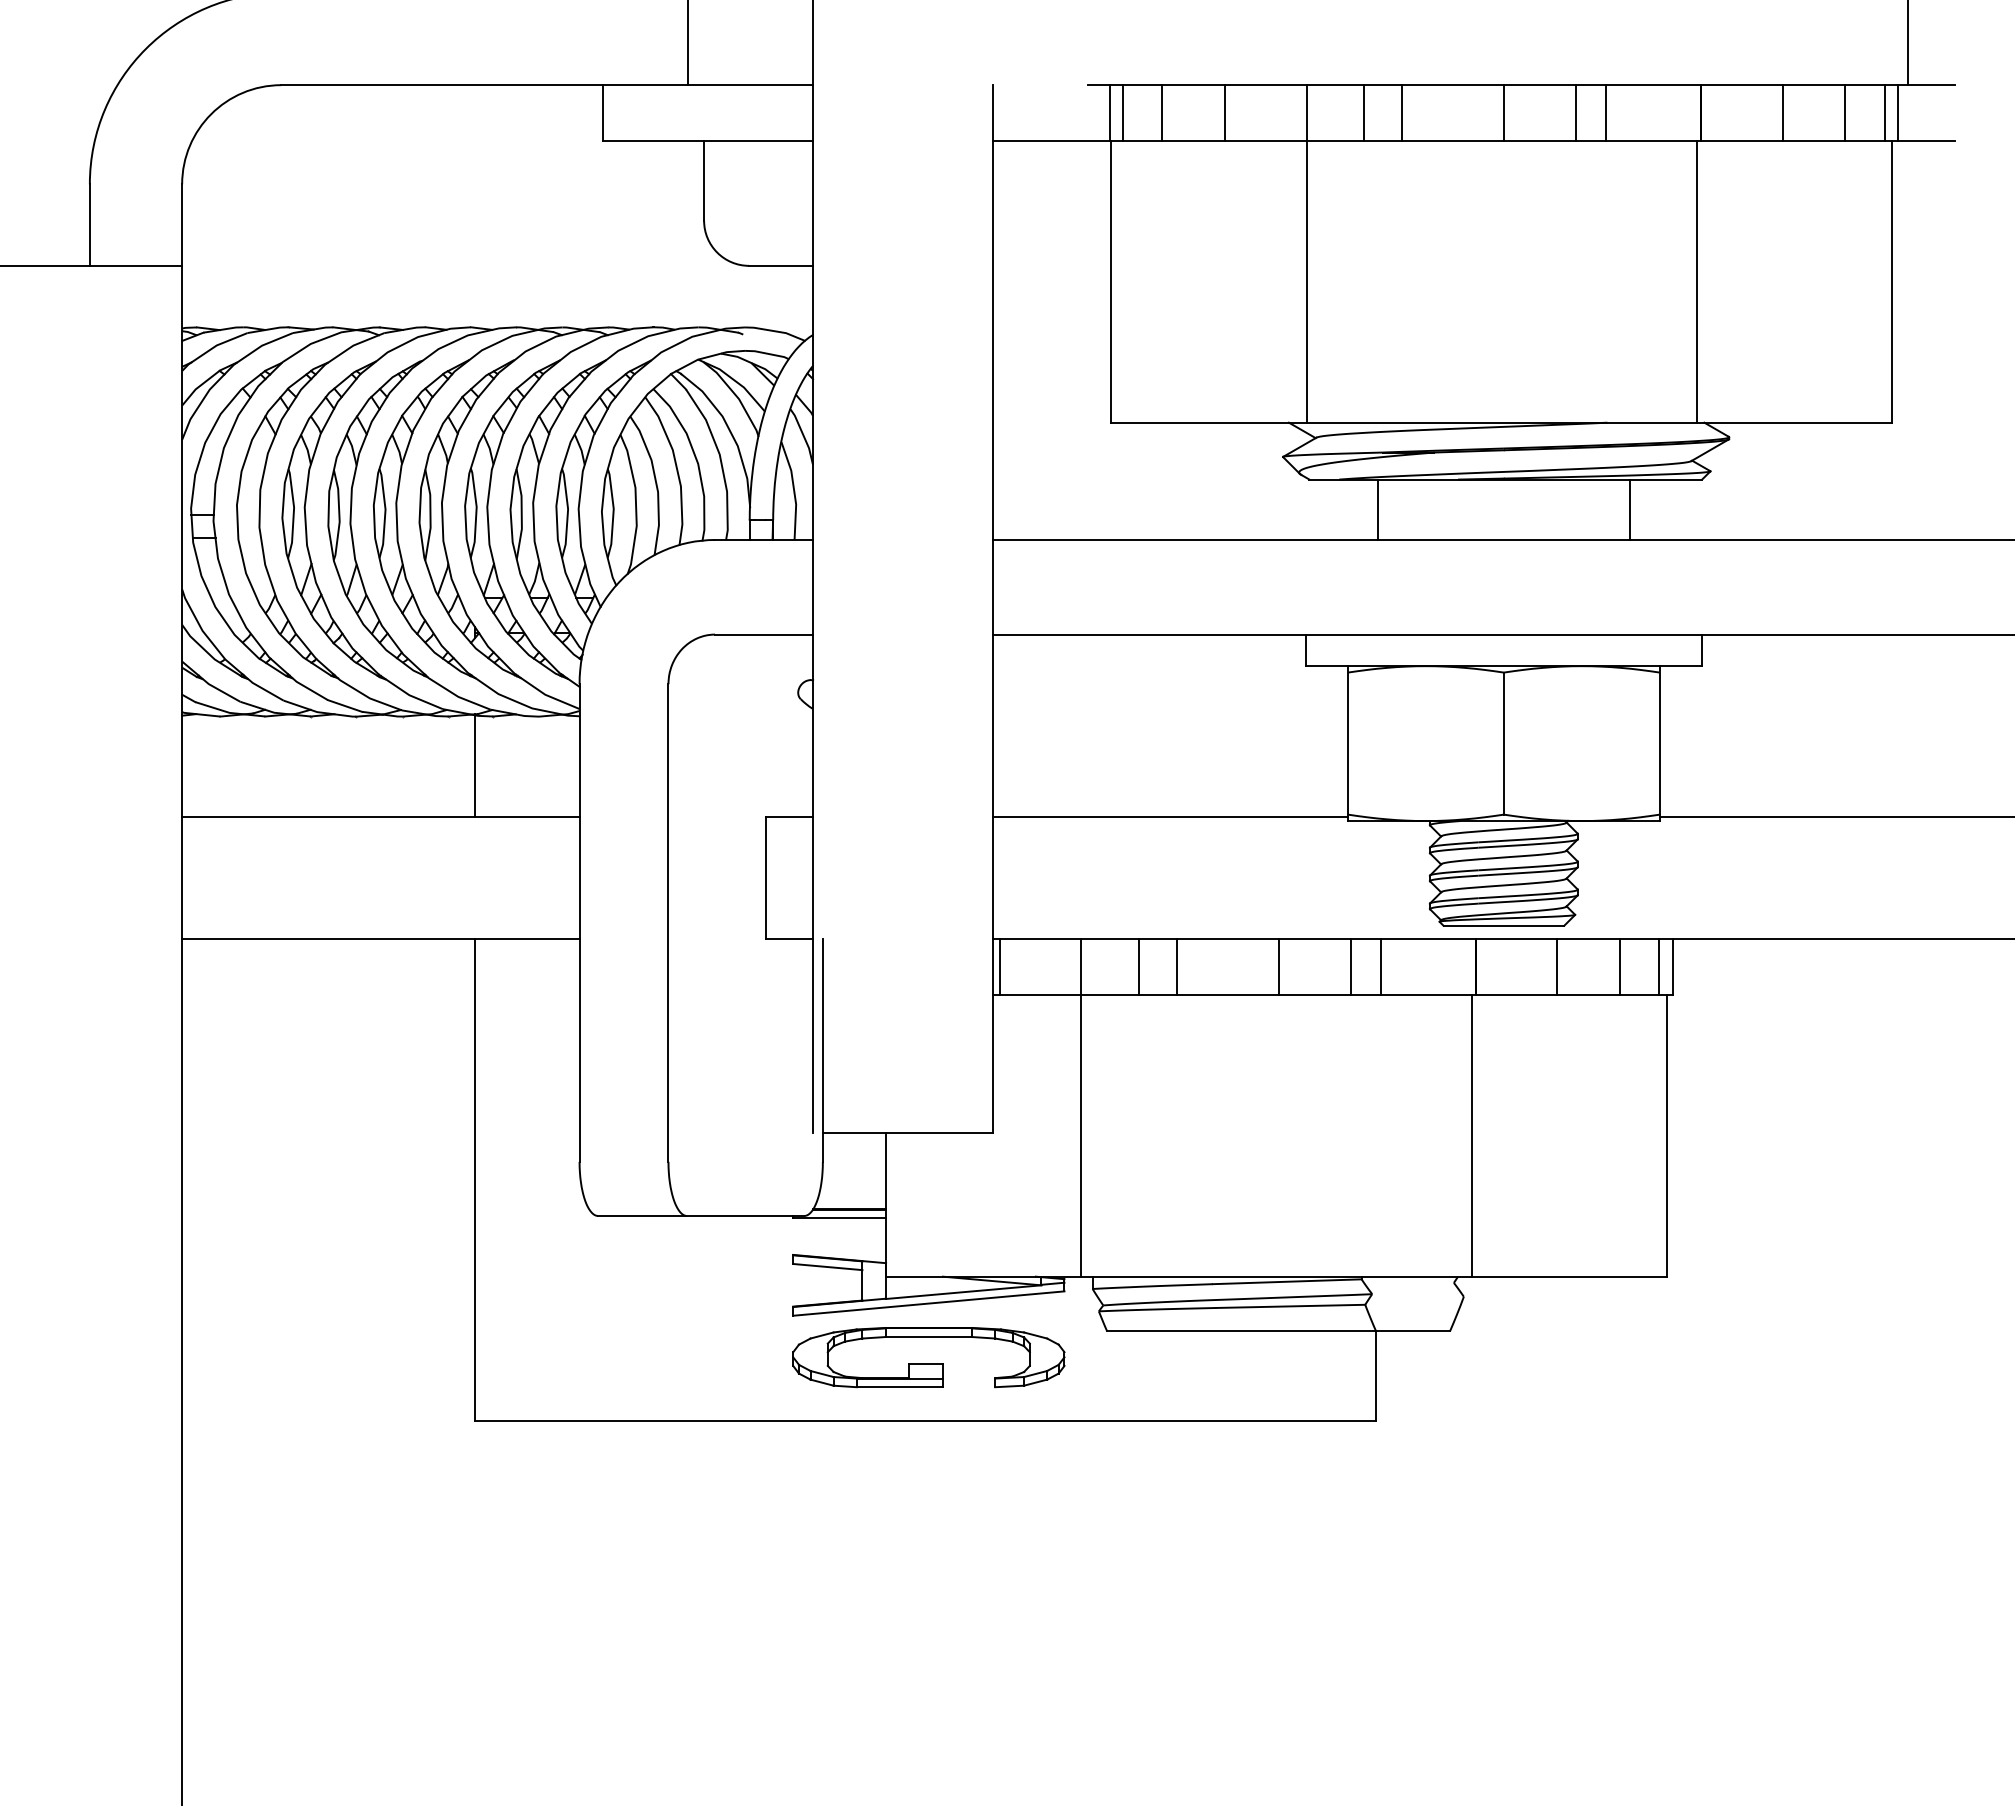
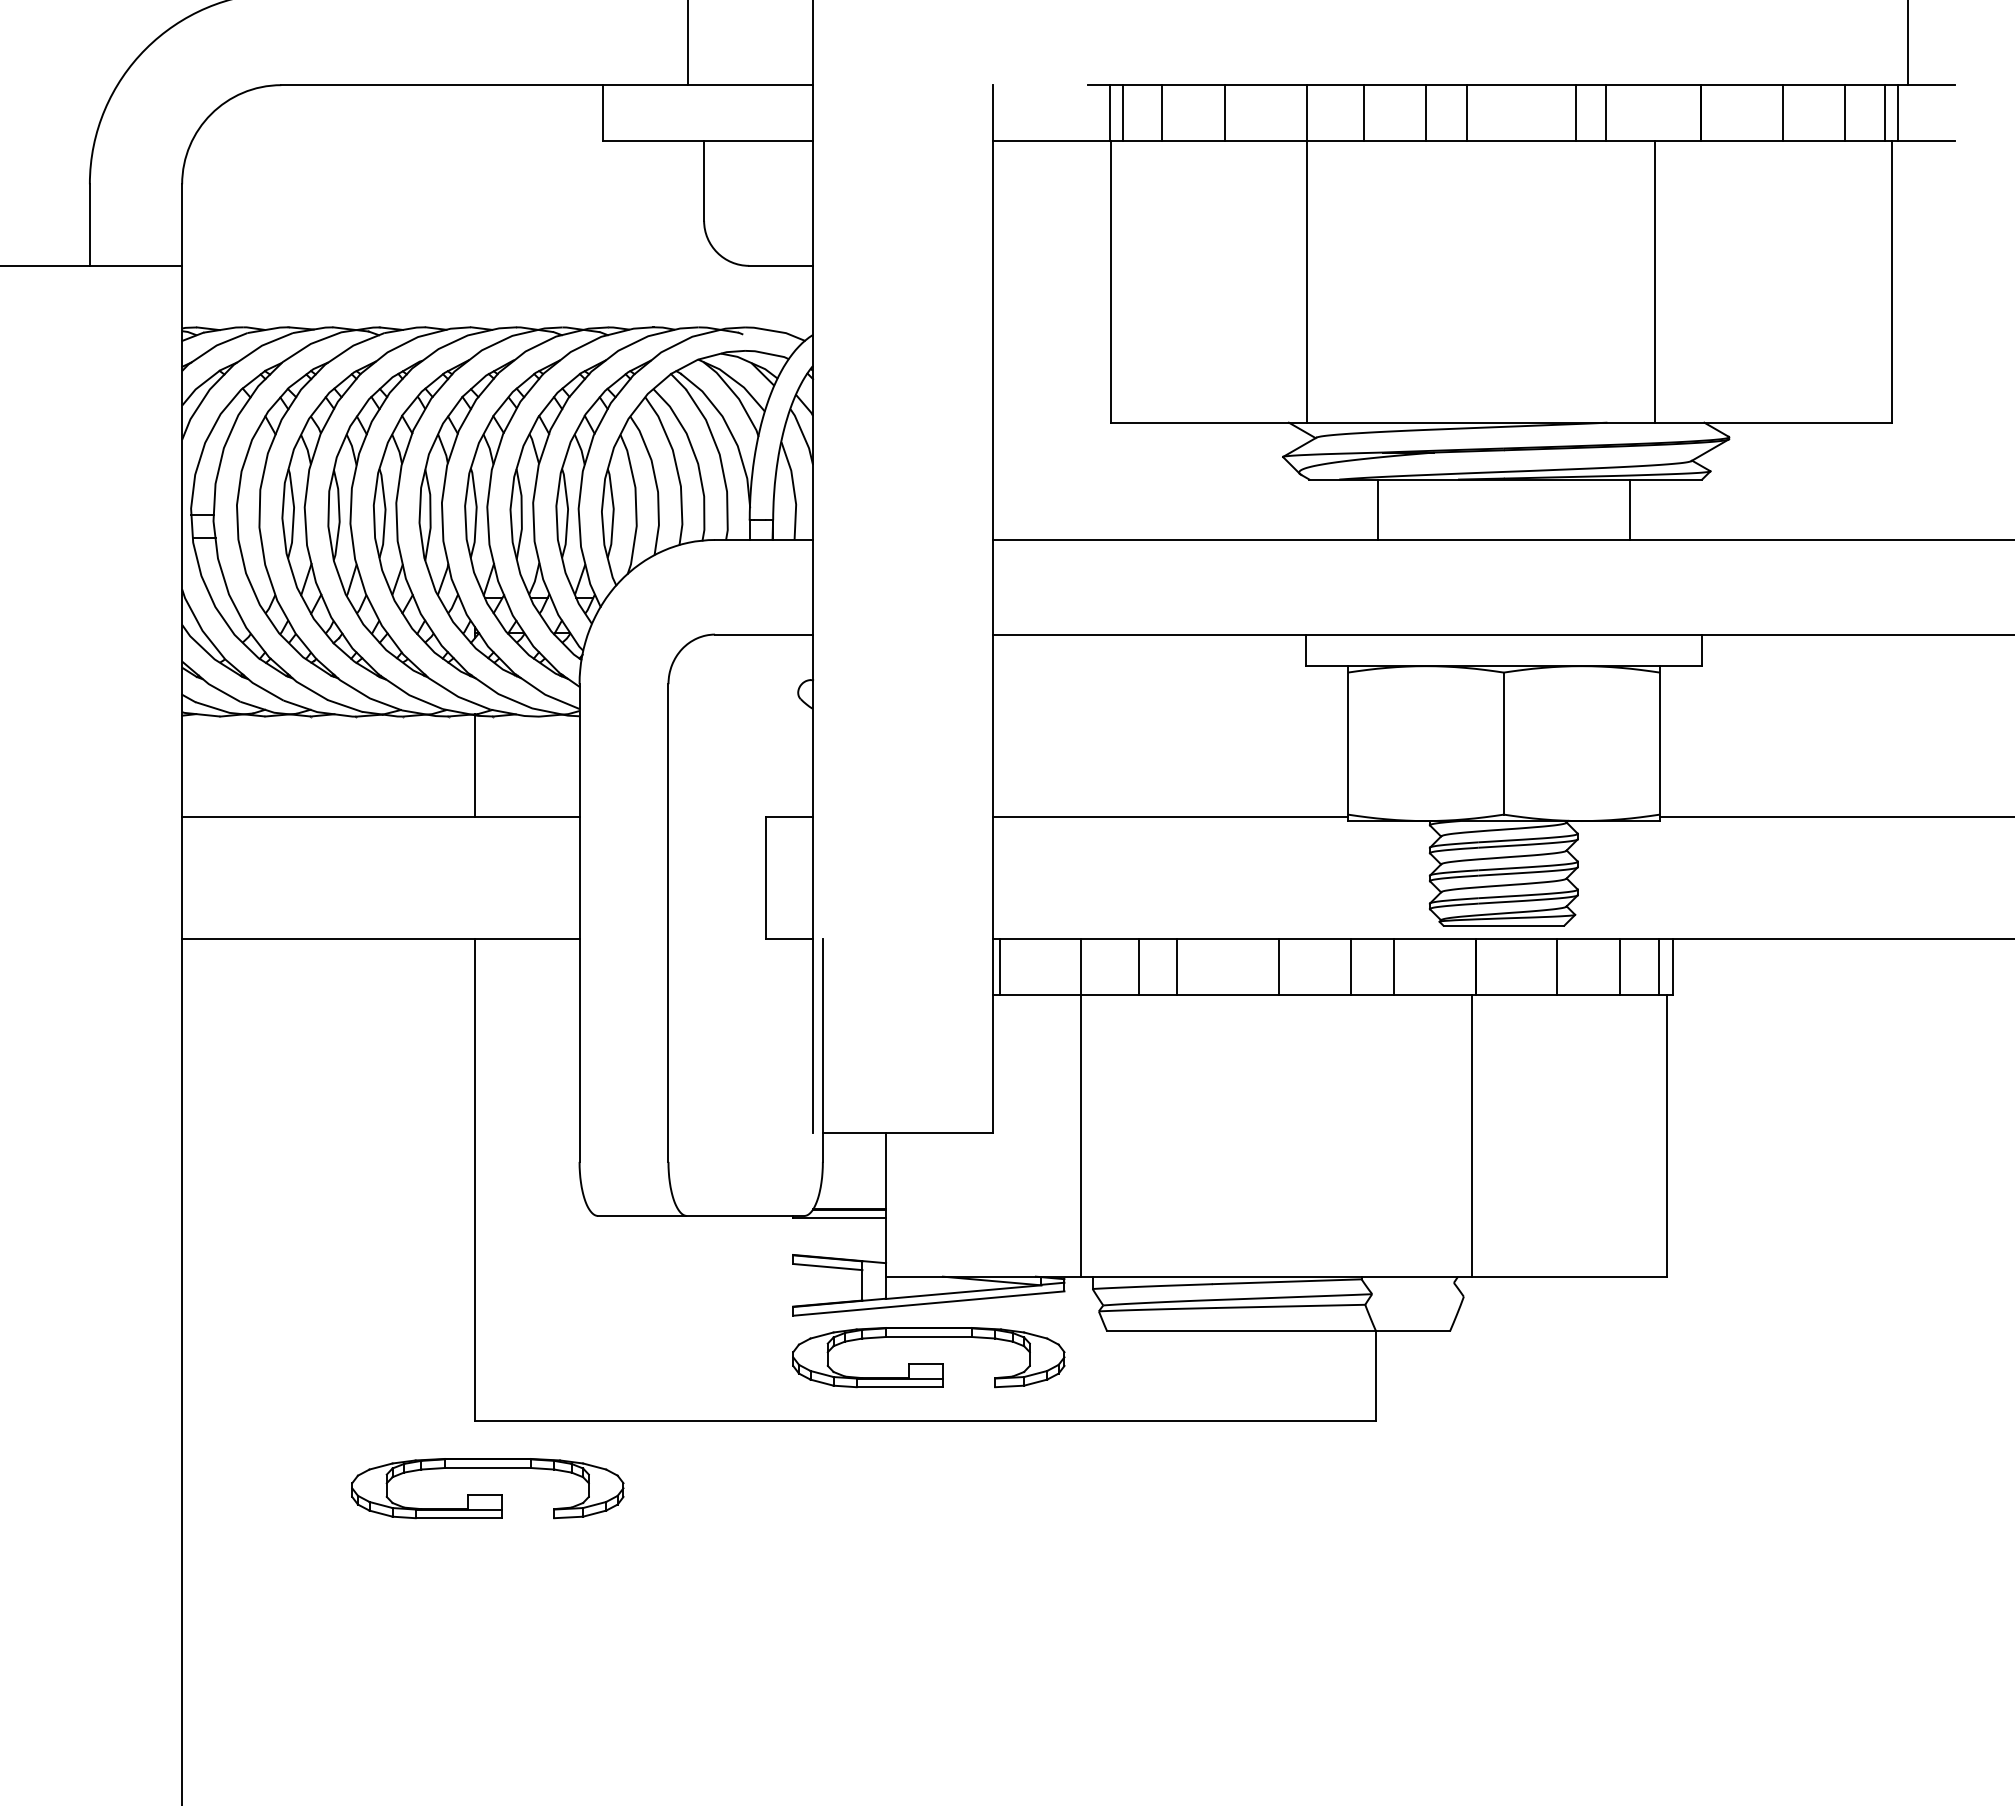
line position: (1401, 113) -> (1425, 113) (1425, 113)
line position: (1503, 113) -> (1466, 113) (1466, 113)
line position: (1696, 281) -> (1654, 281) (1654, 281)
line position: (1380, 967) -> (1393, 967) (1393, 967)
part: none -> present (487, 1488)
